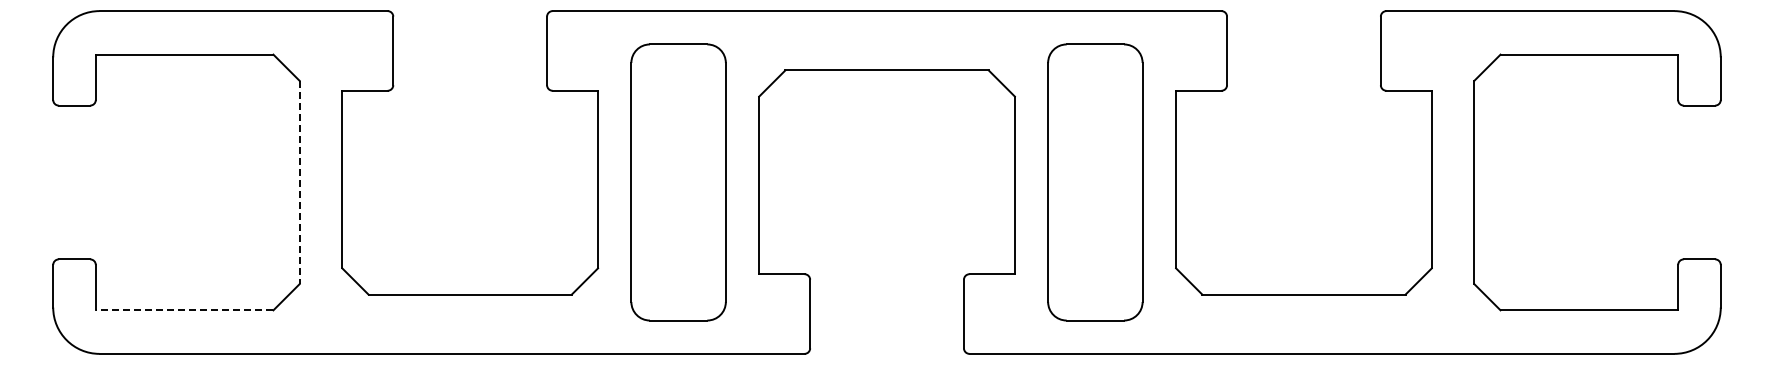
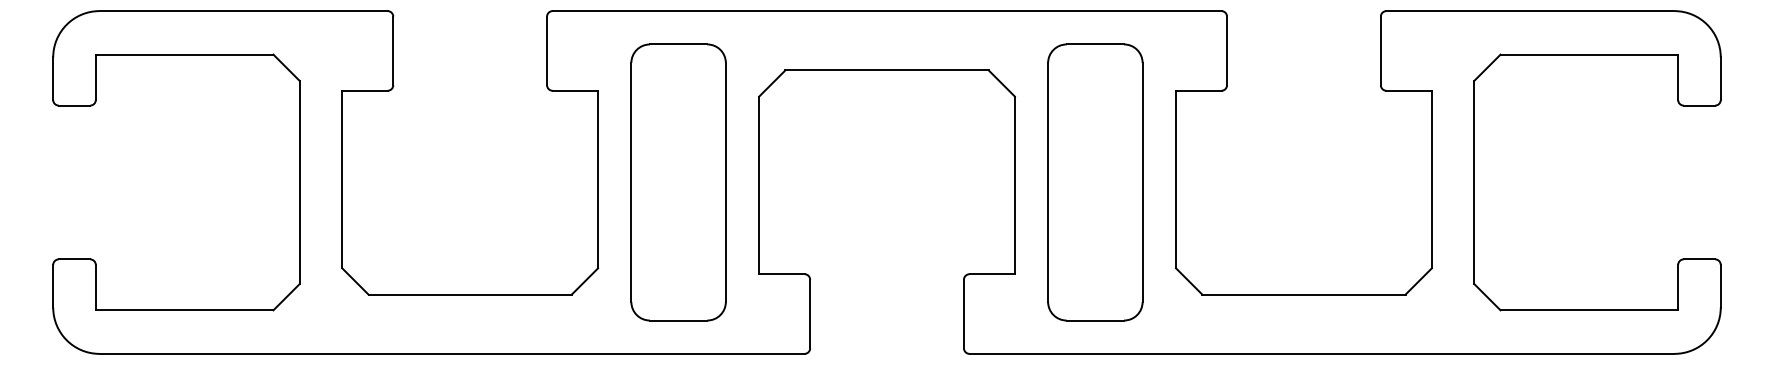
line: dashed -> solid (299, 182)
line: dashed -> solid (184, 310)
